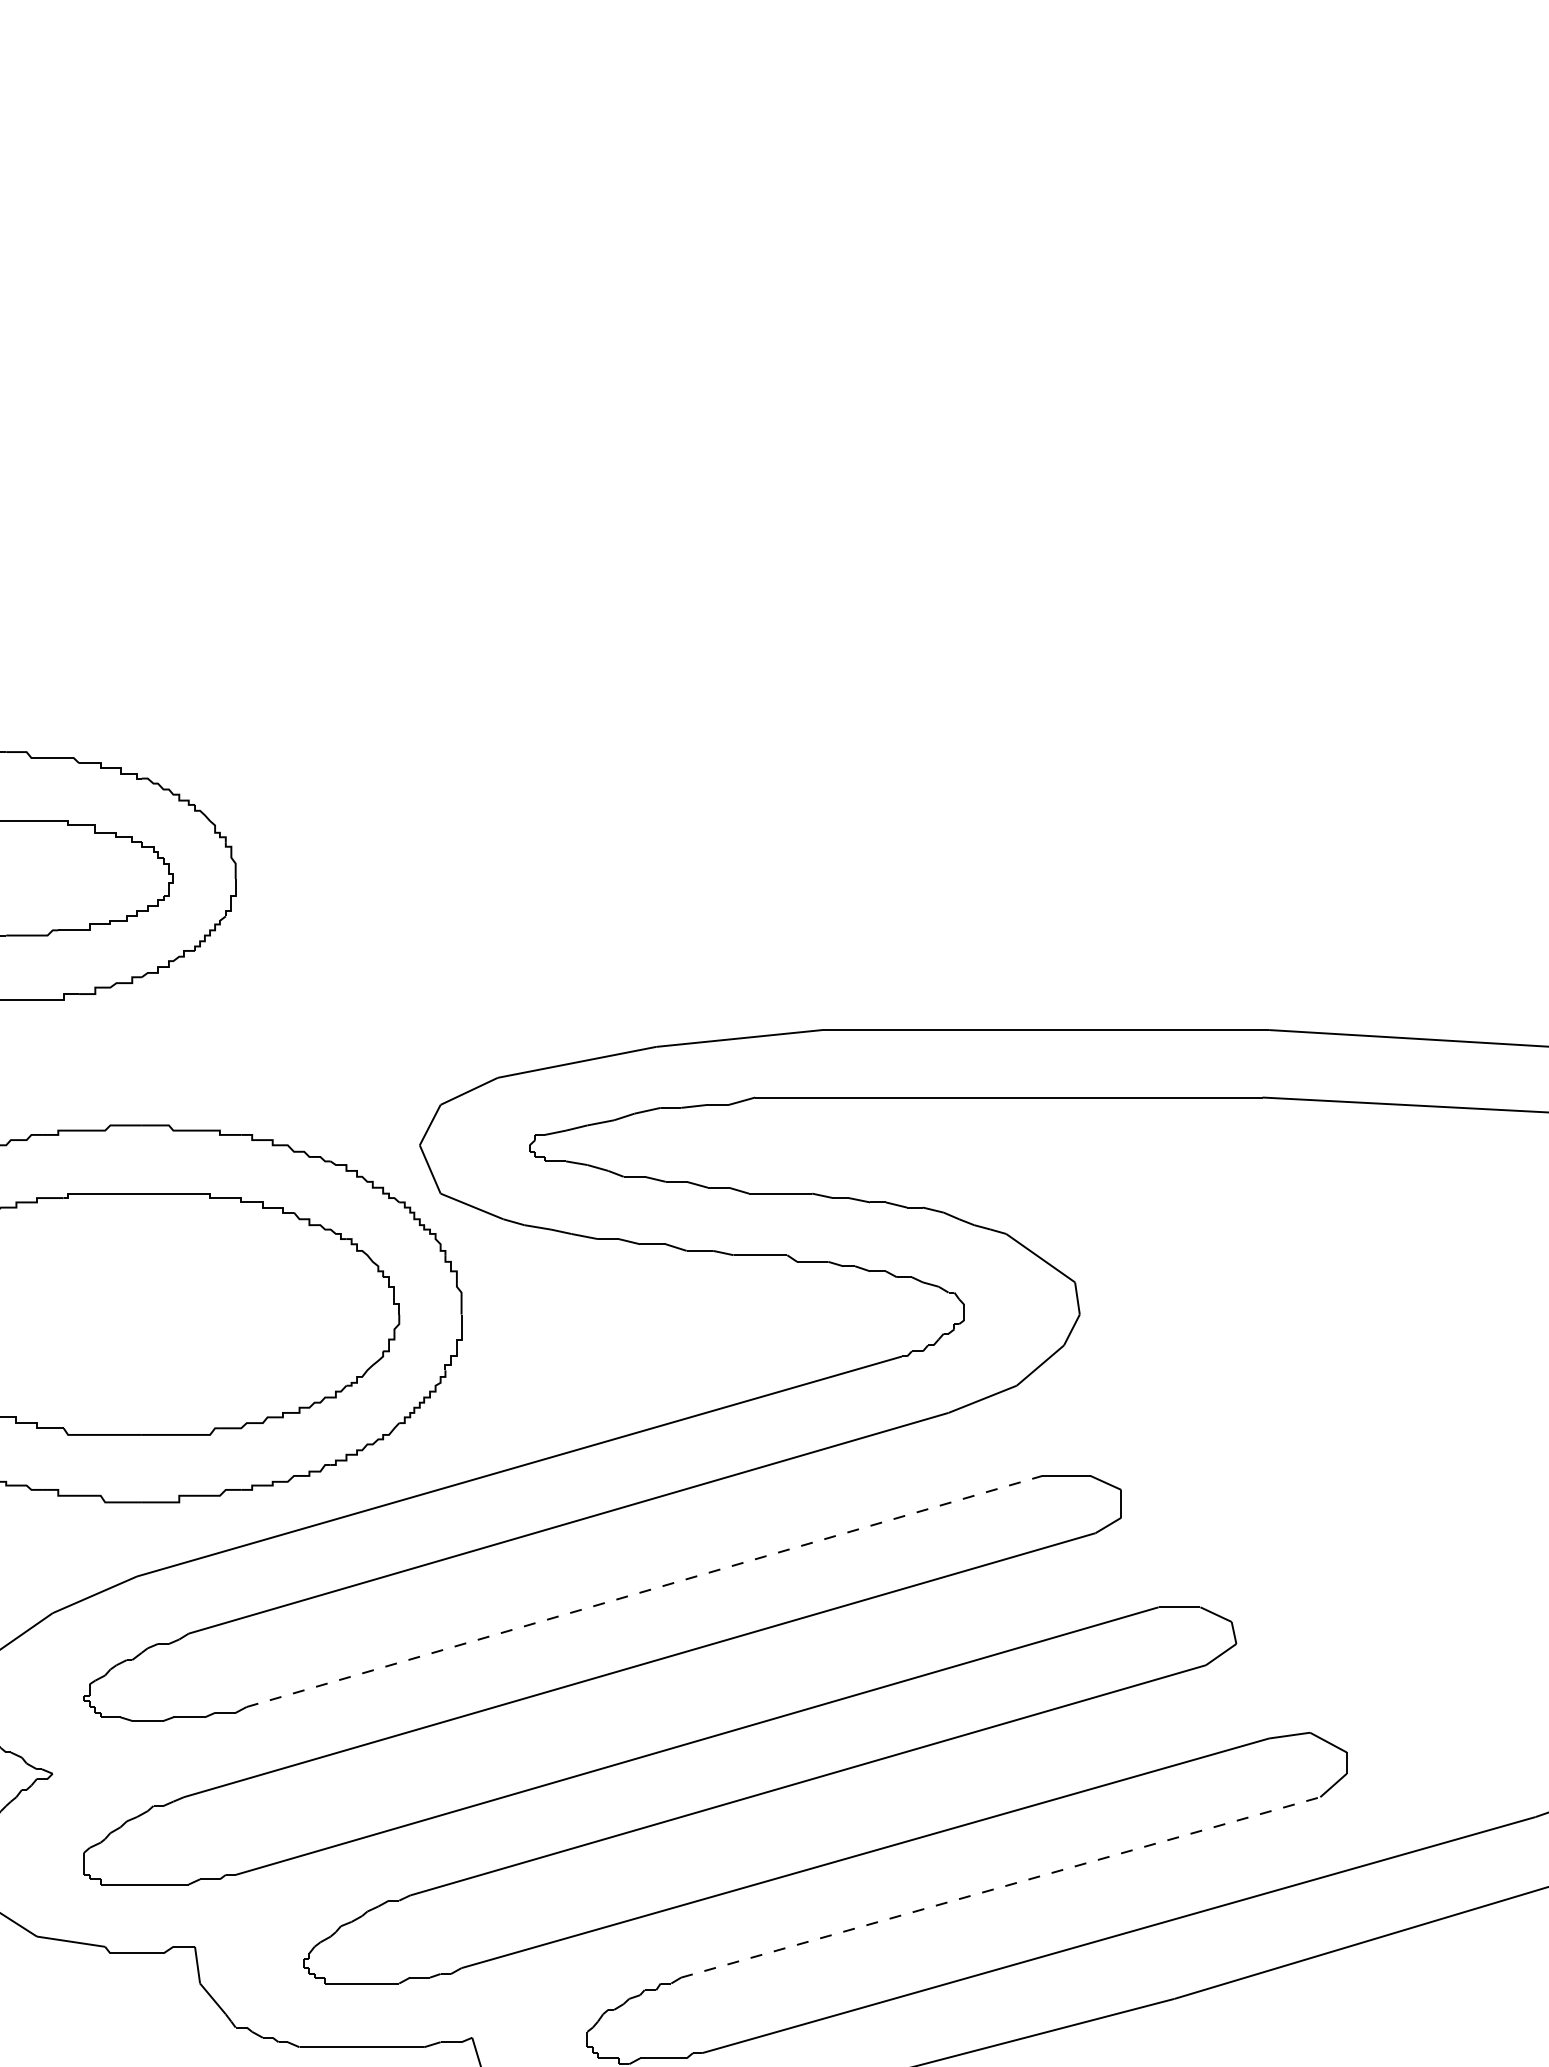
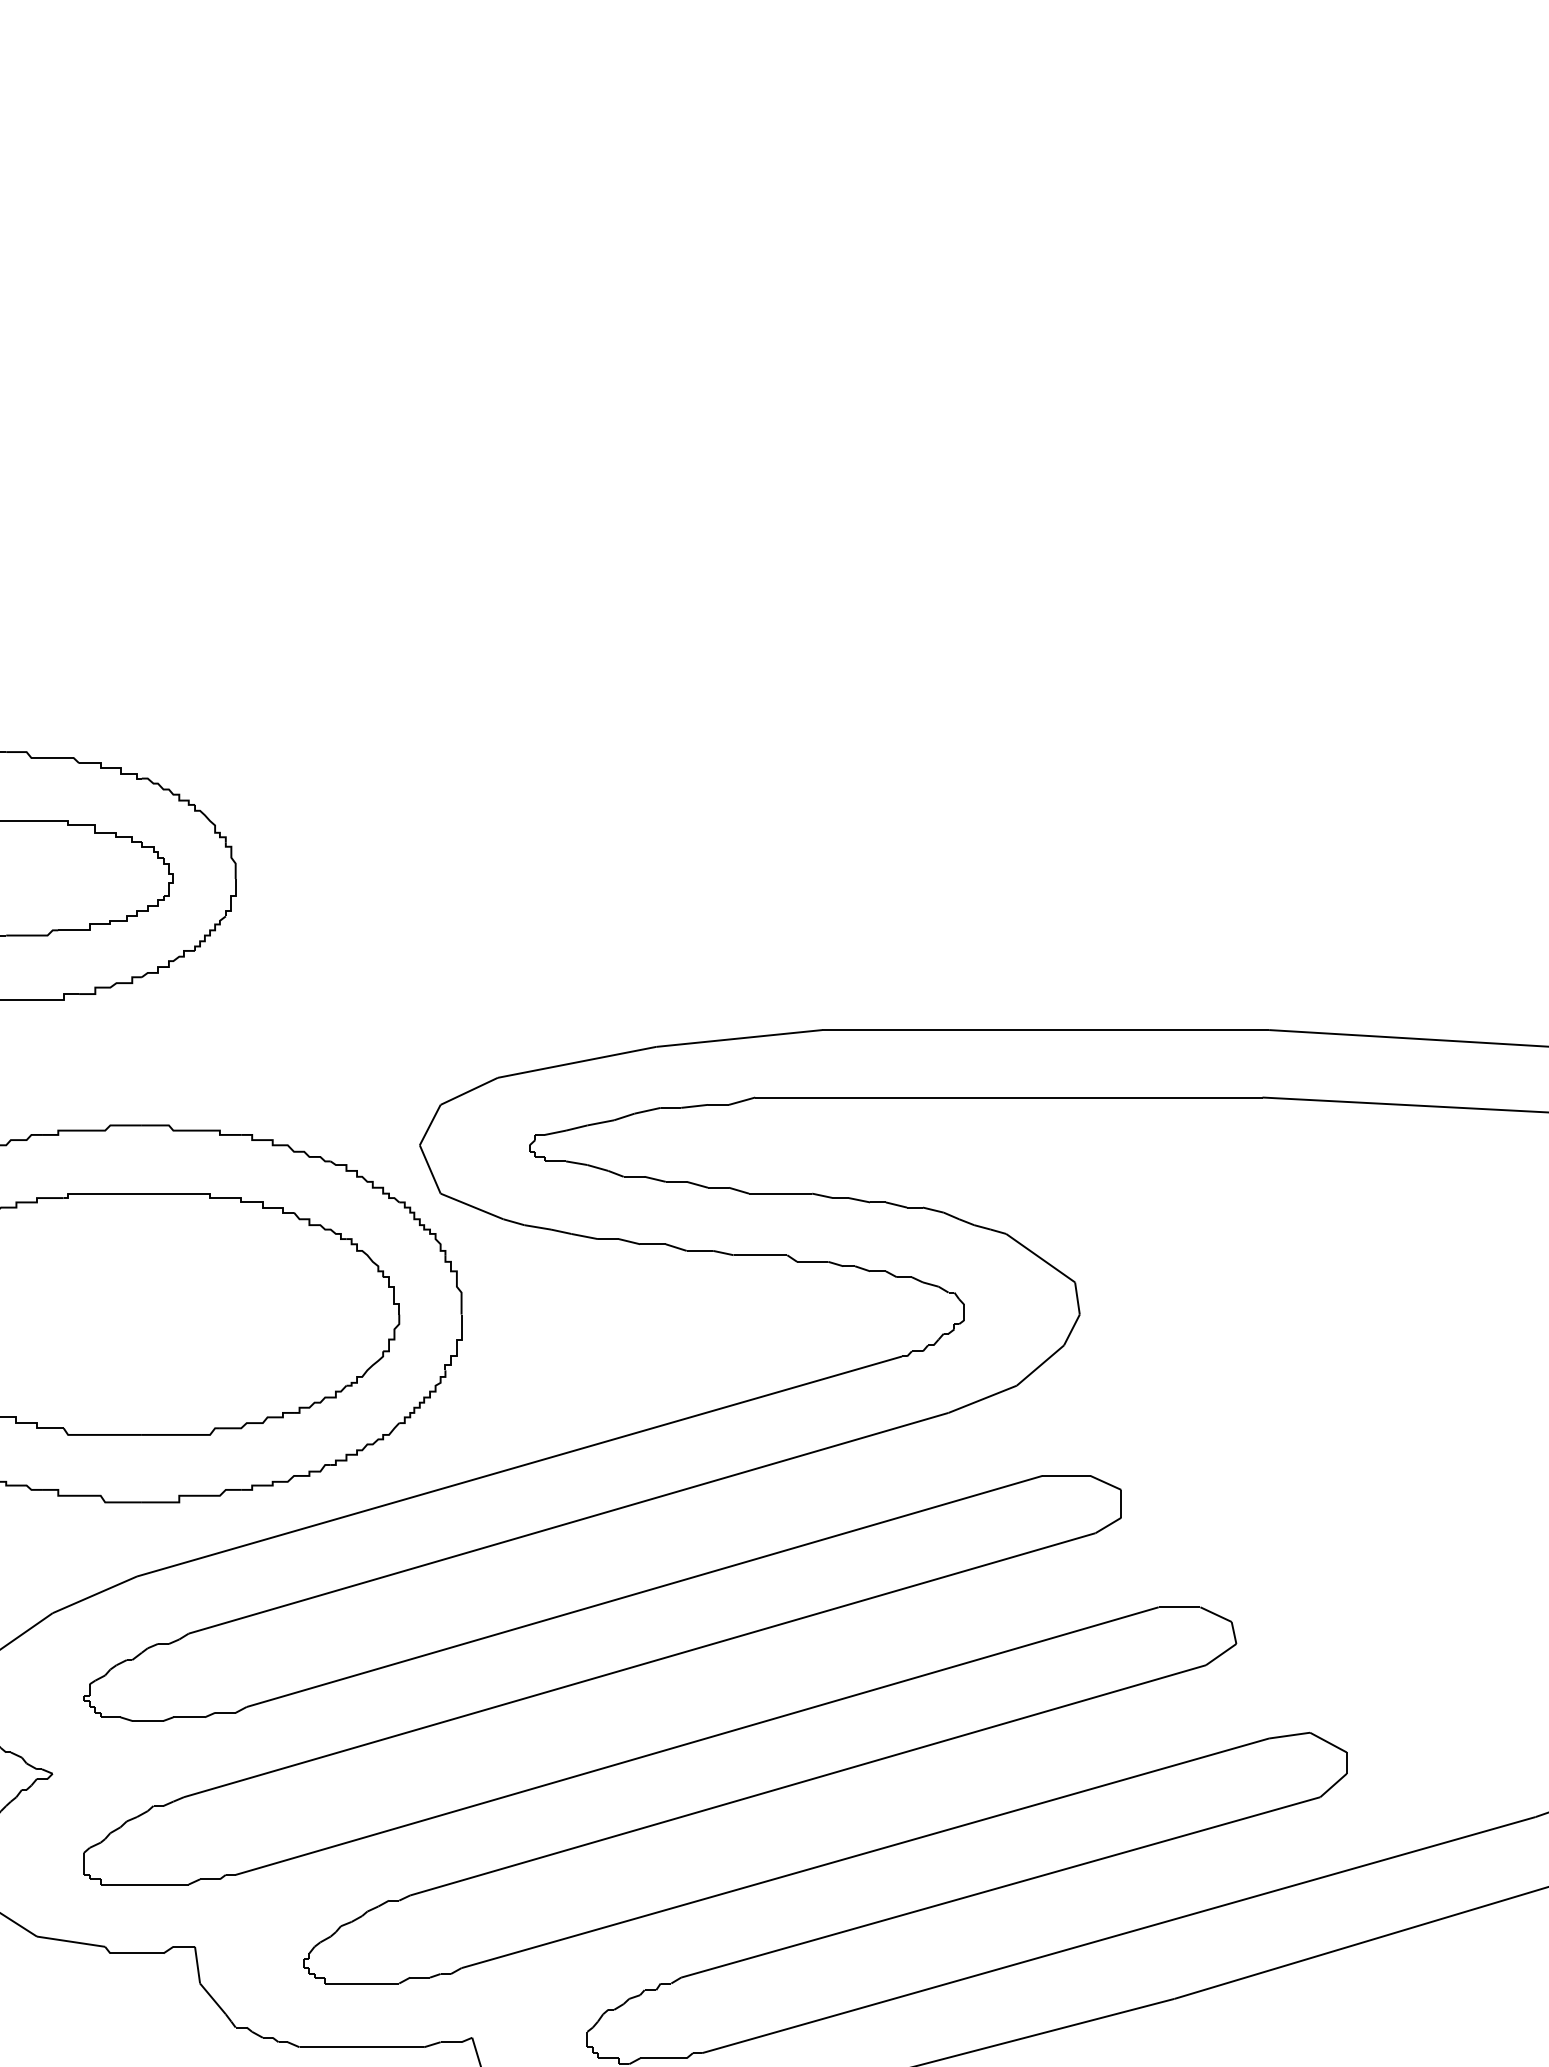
line: dashed -> solid (645, 1591)
line: dashed -> solid (1001, 1887)
